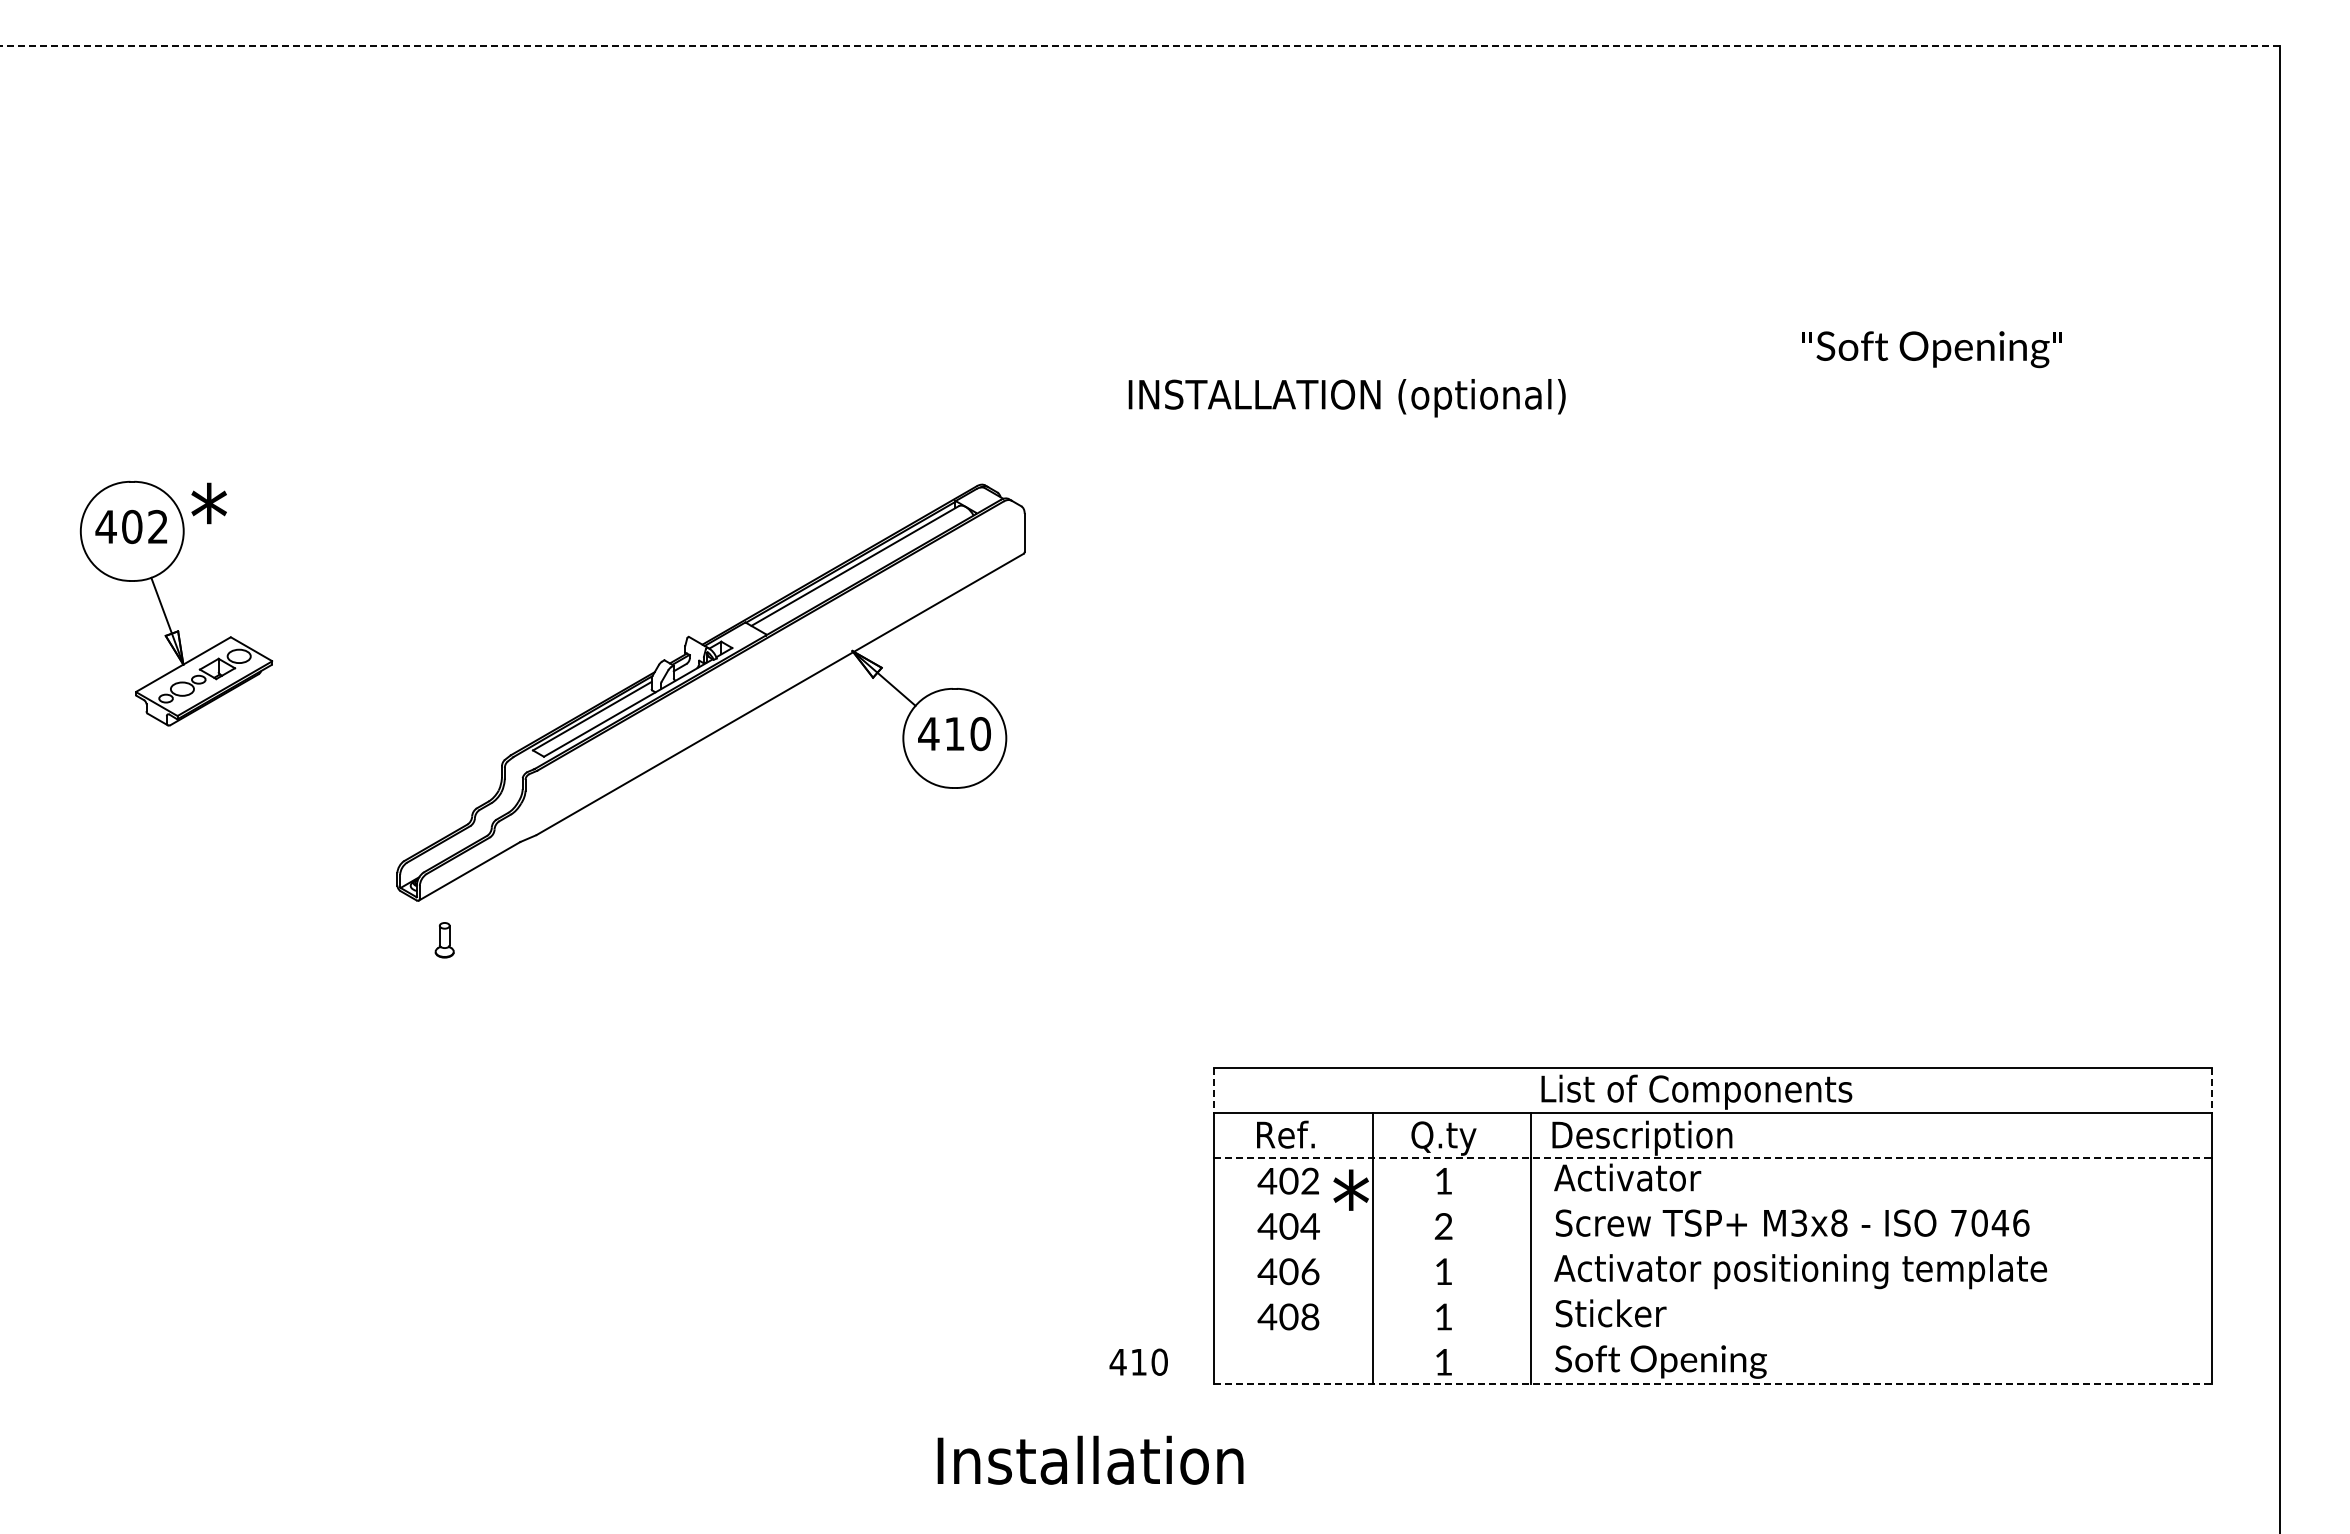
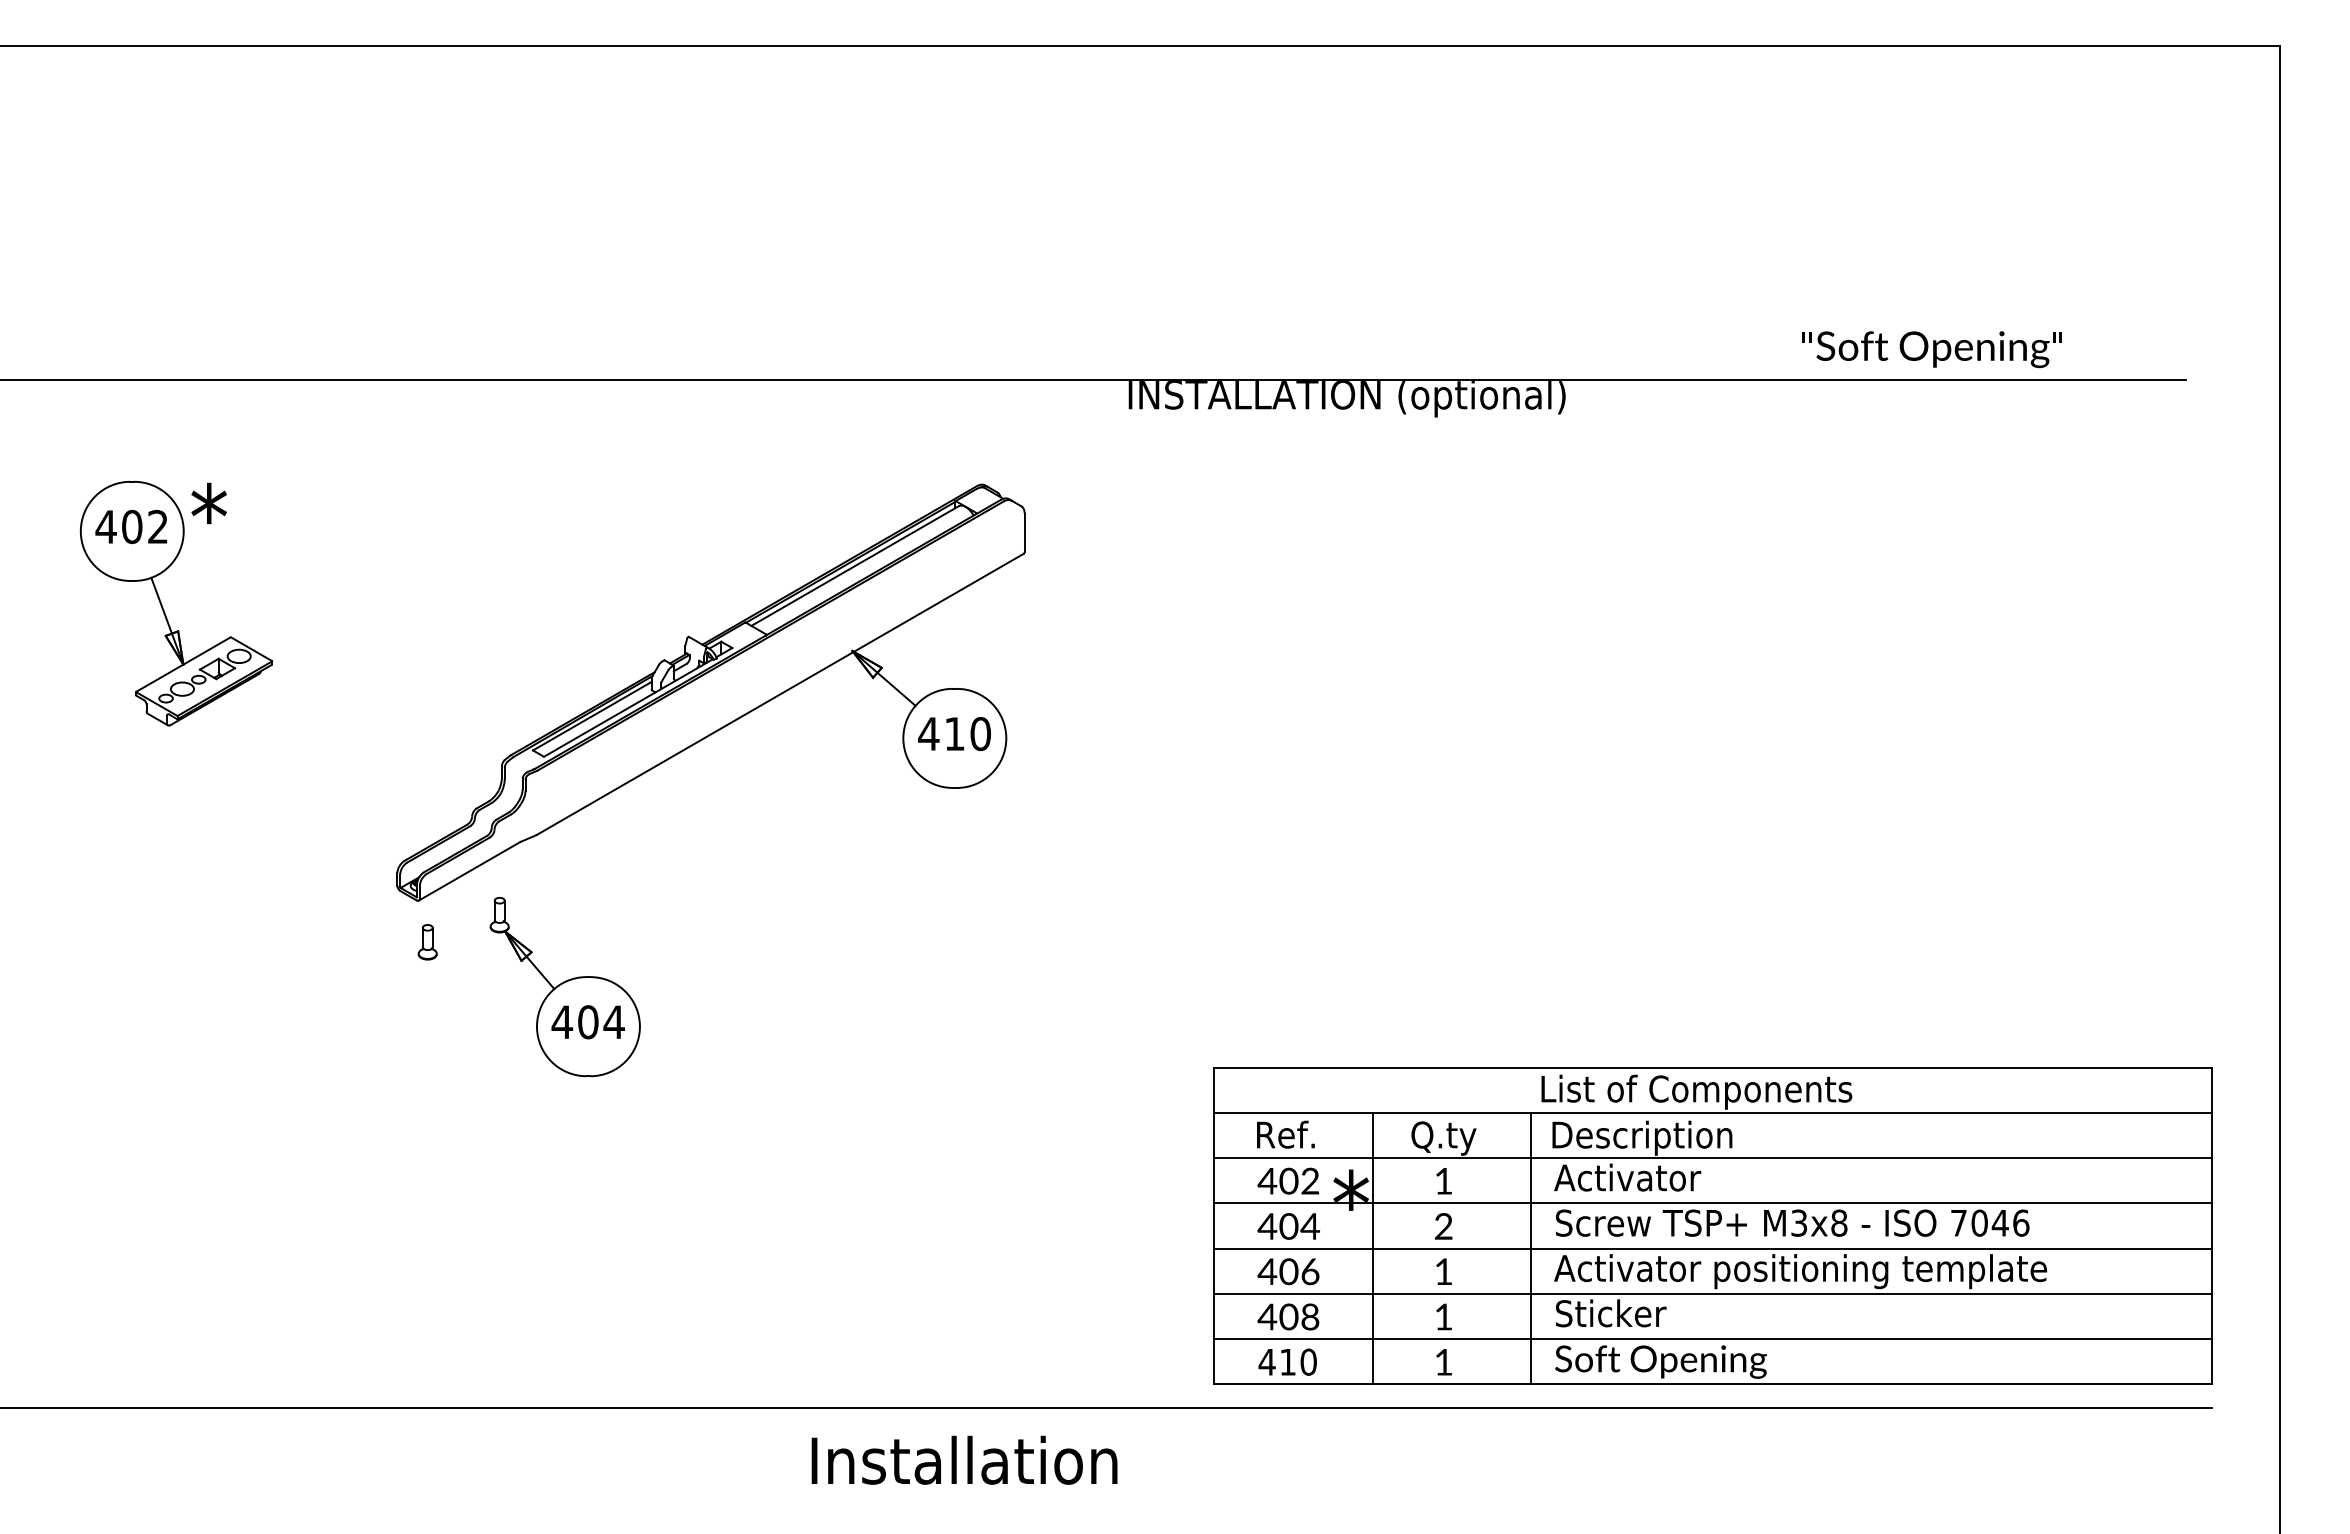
line: dashed -> solid (1139, 46)
line: none -> present (1094, 380)
part position: (444, 940) -> (427, 942) (427, 942)
part: none -> present (564, 987)
line: dashed -> solid (1214, 1090)
line: dashed -> solid (2212, 1090)
line: dashed -> solid (1713, 1158)
line: none -> present (1713, 1203)
line: none -> present (1713, 1248)
line: none -> present (1713, 1293)
line: none -> present (1713, 1339)
text position: (1138, 1361) -> (1287, 1361) (1287, 1361)
line: dashed -> solid (1713, 1384)
line: none -> present (1107, 1408)
text position: (1090, 1459) -> (964, 1459) (964, 1459)
